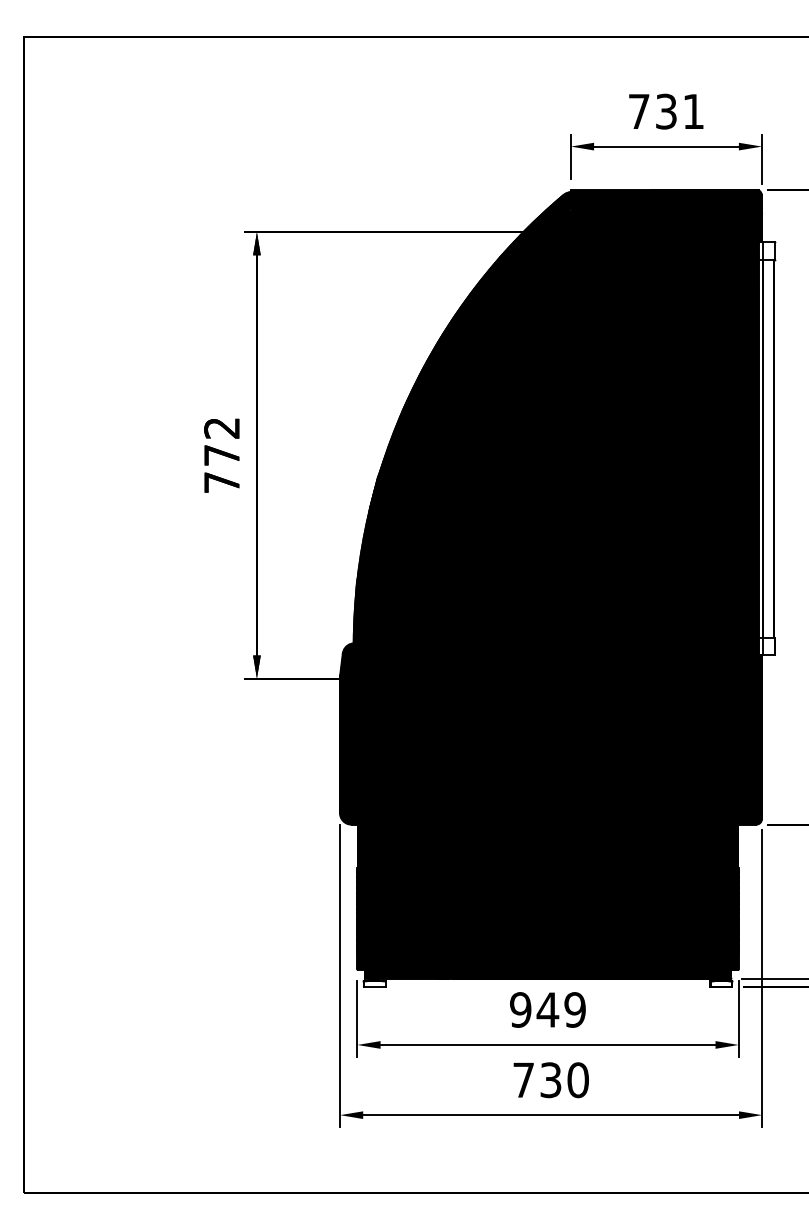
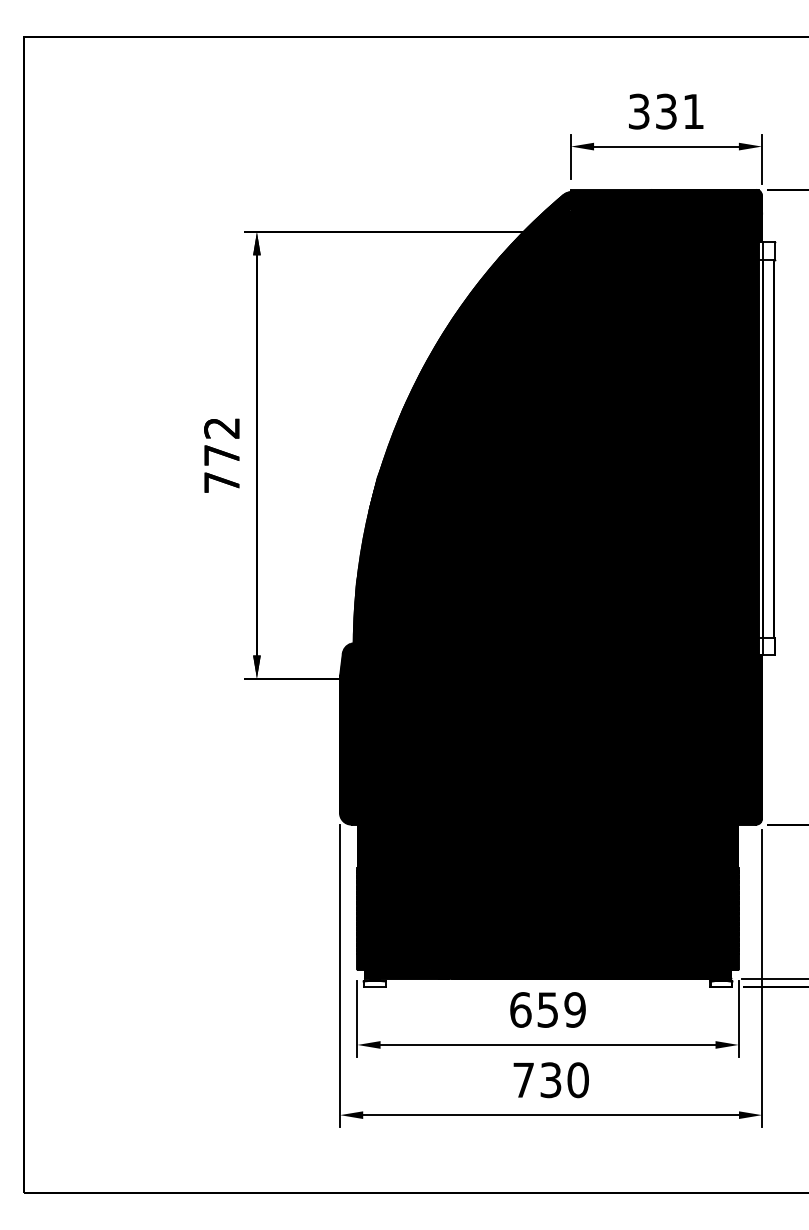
text: 731 -> 331 (639, 111)
text: 949 -> 659 (534, 1009)
